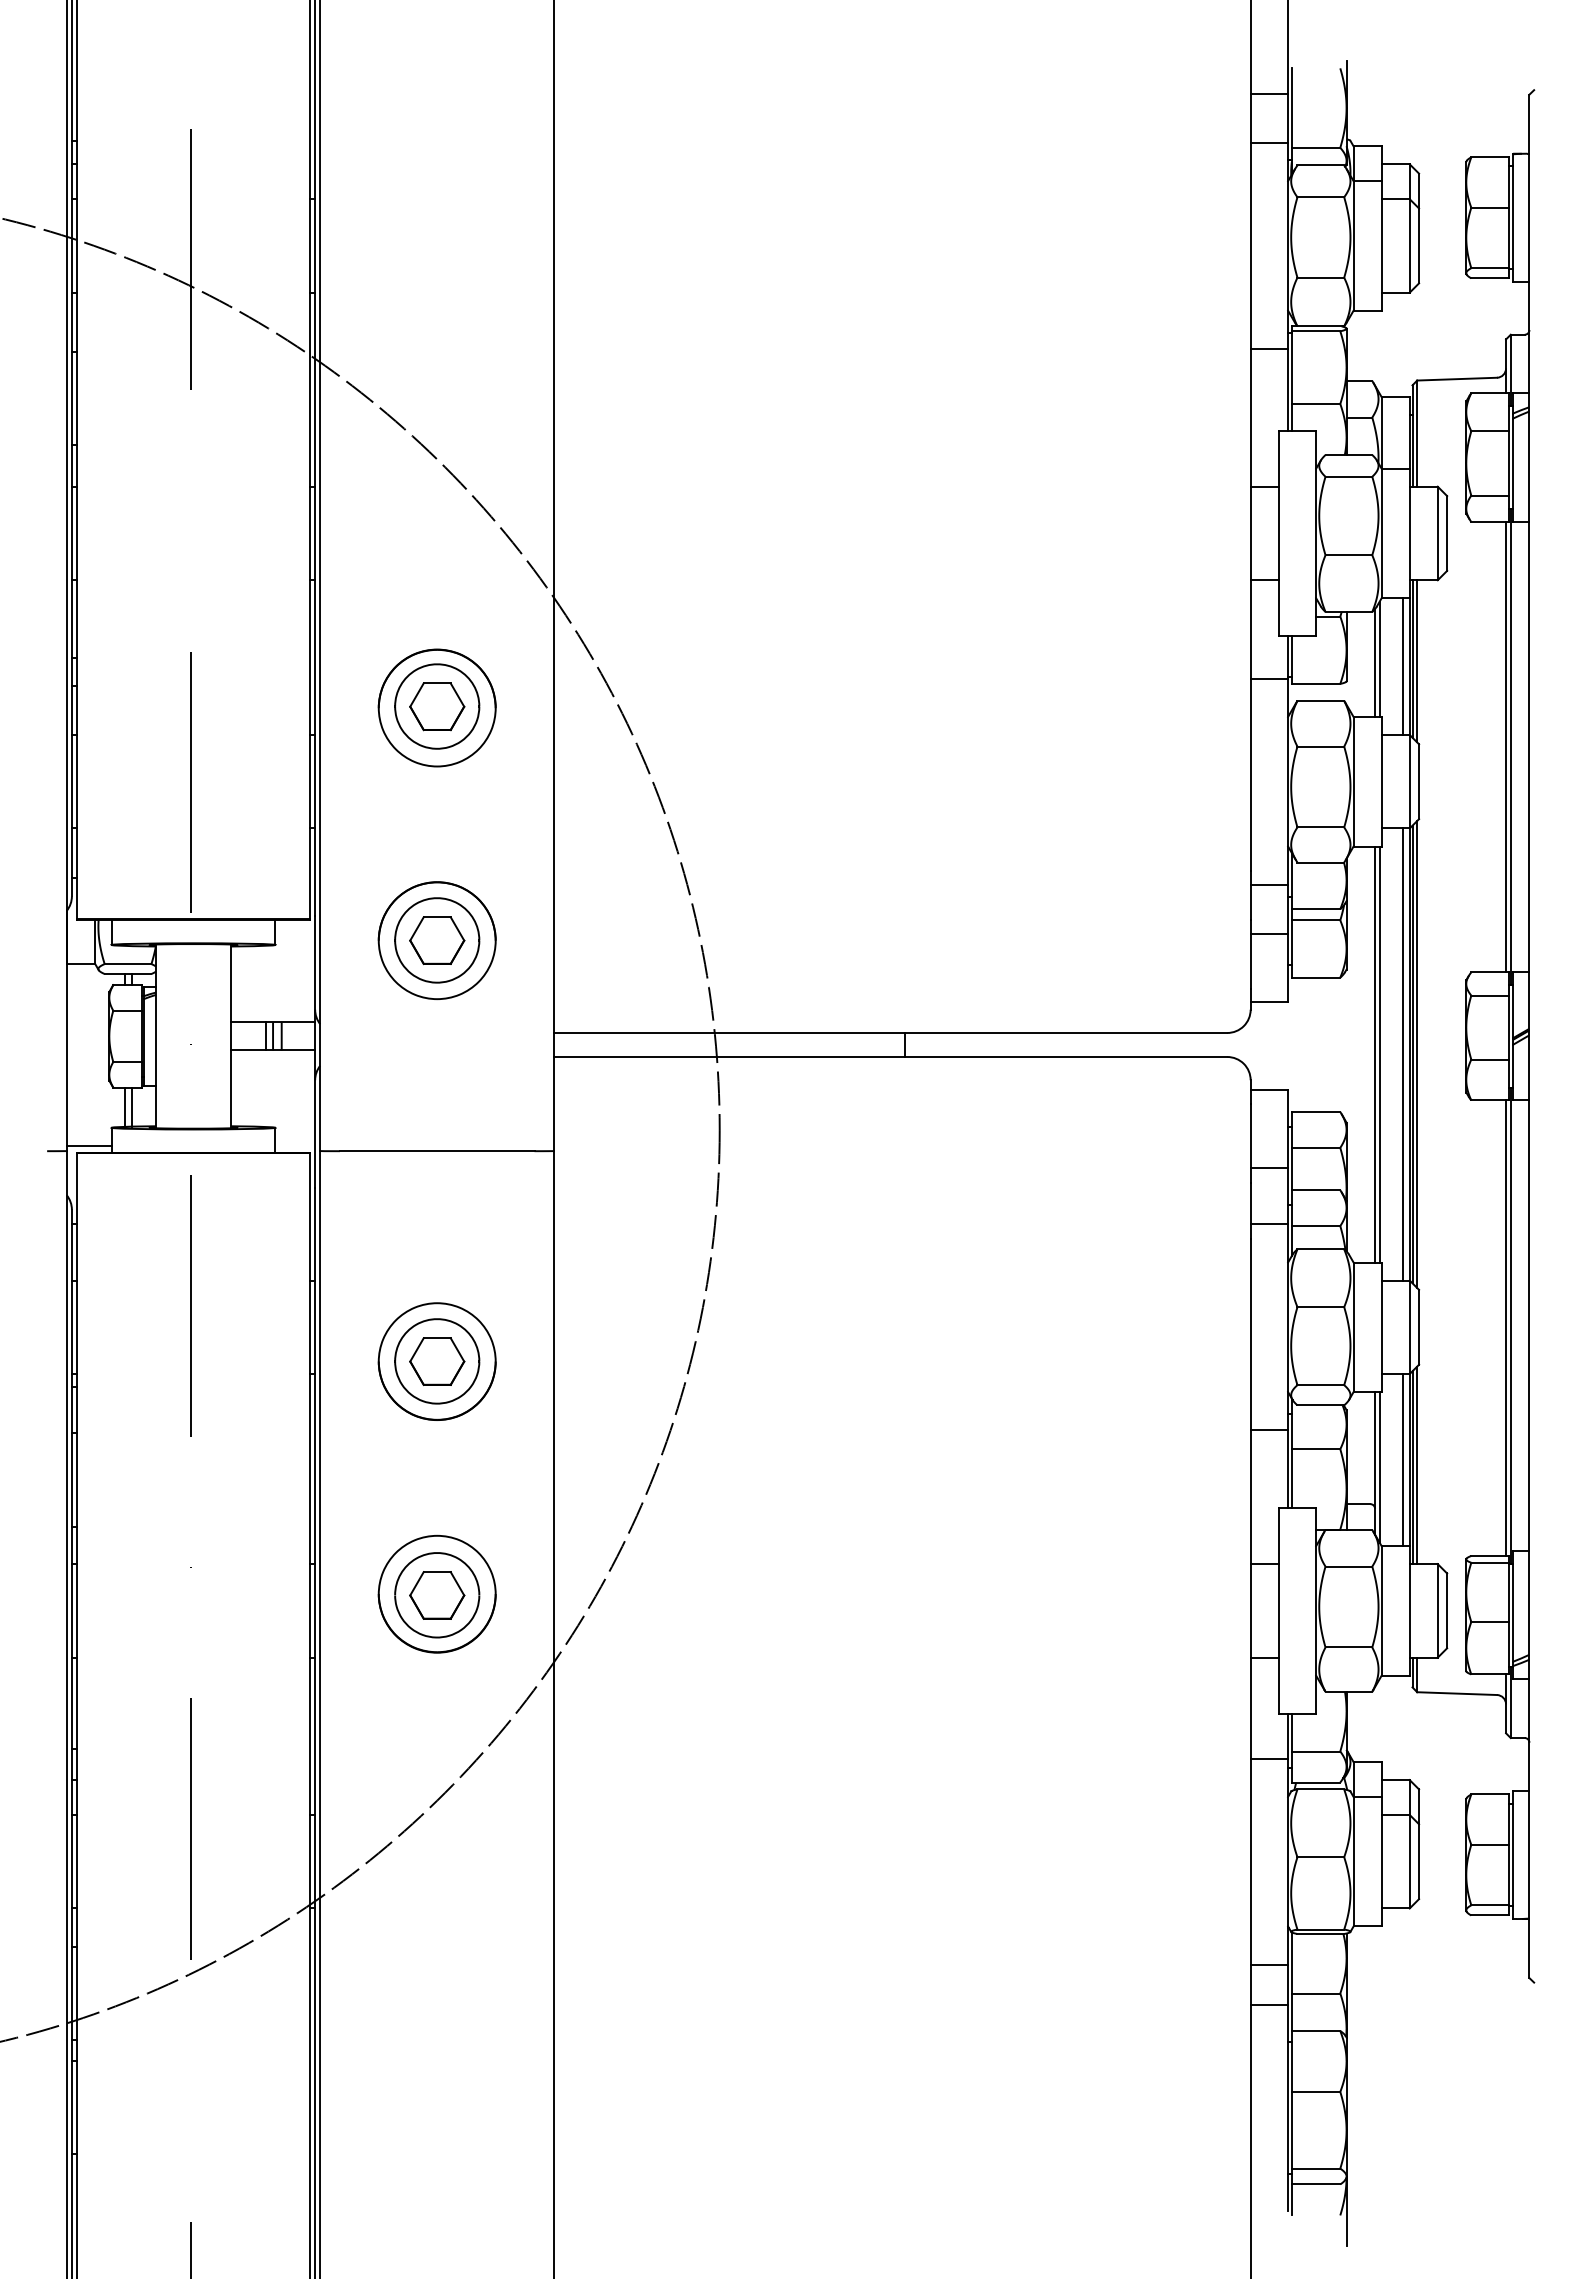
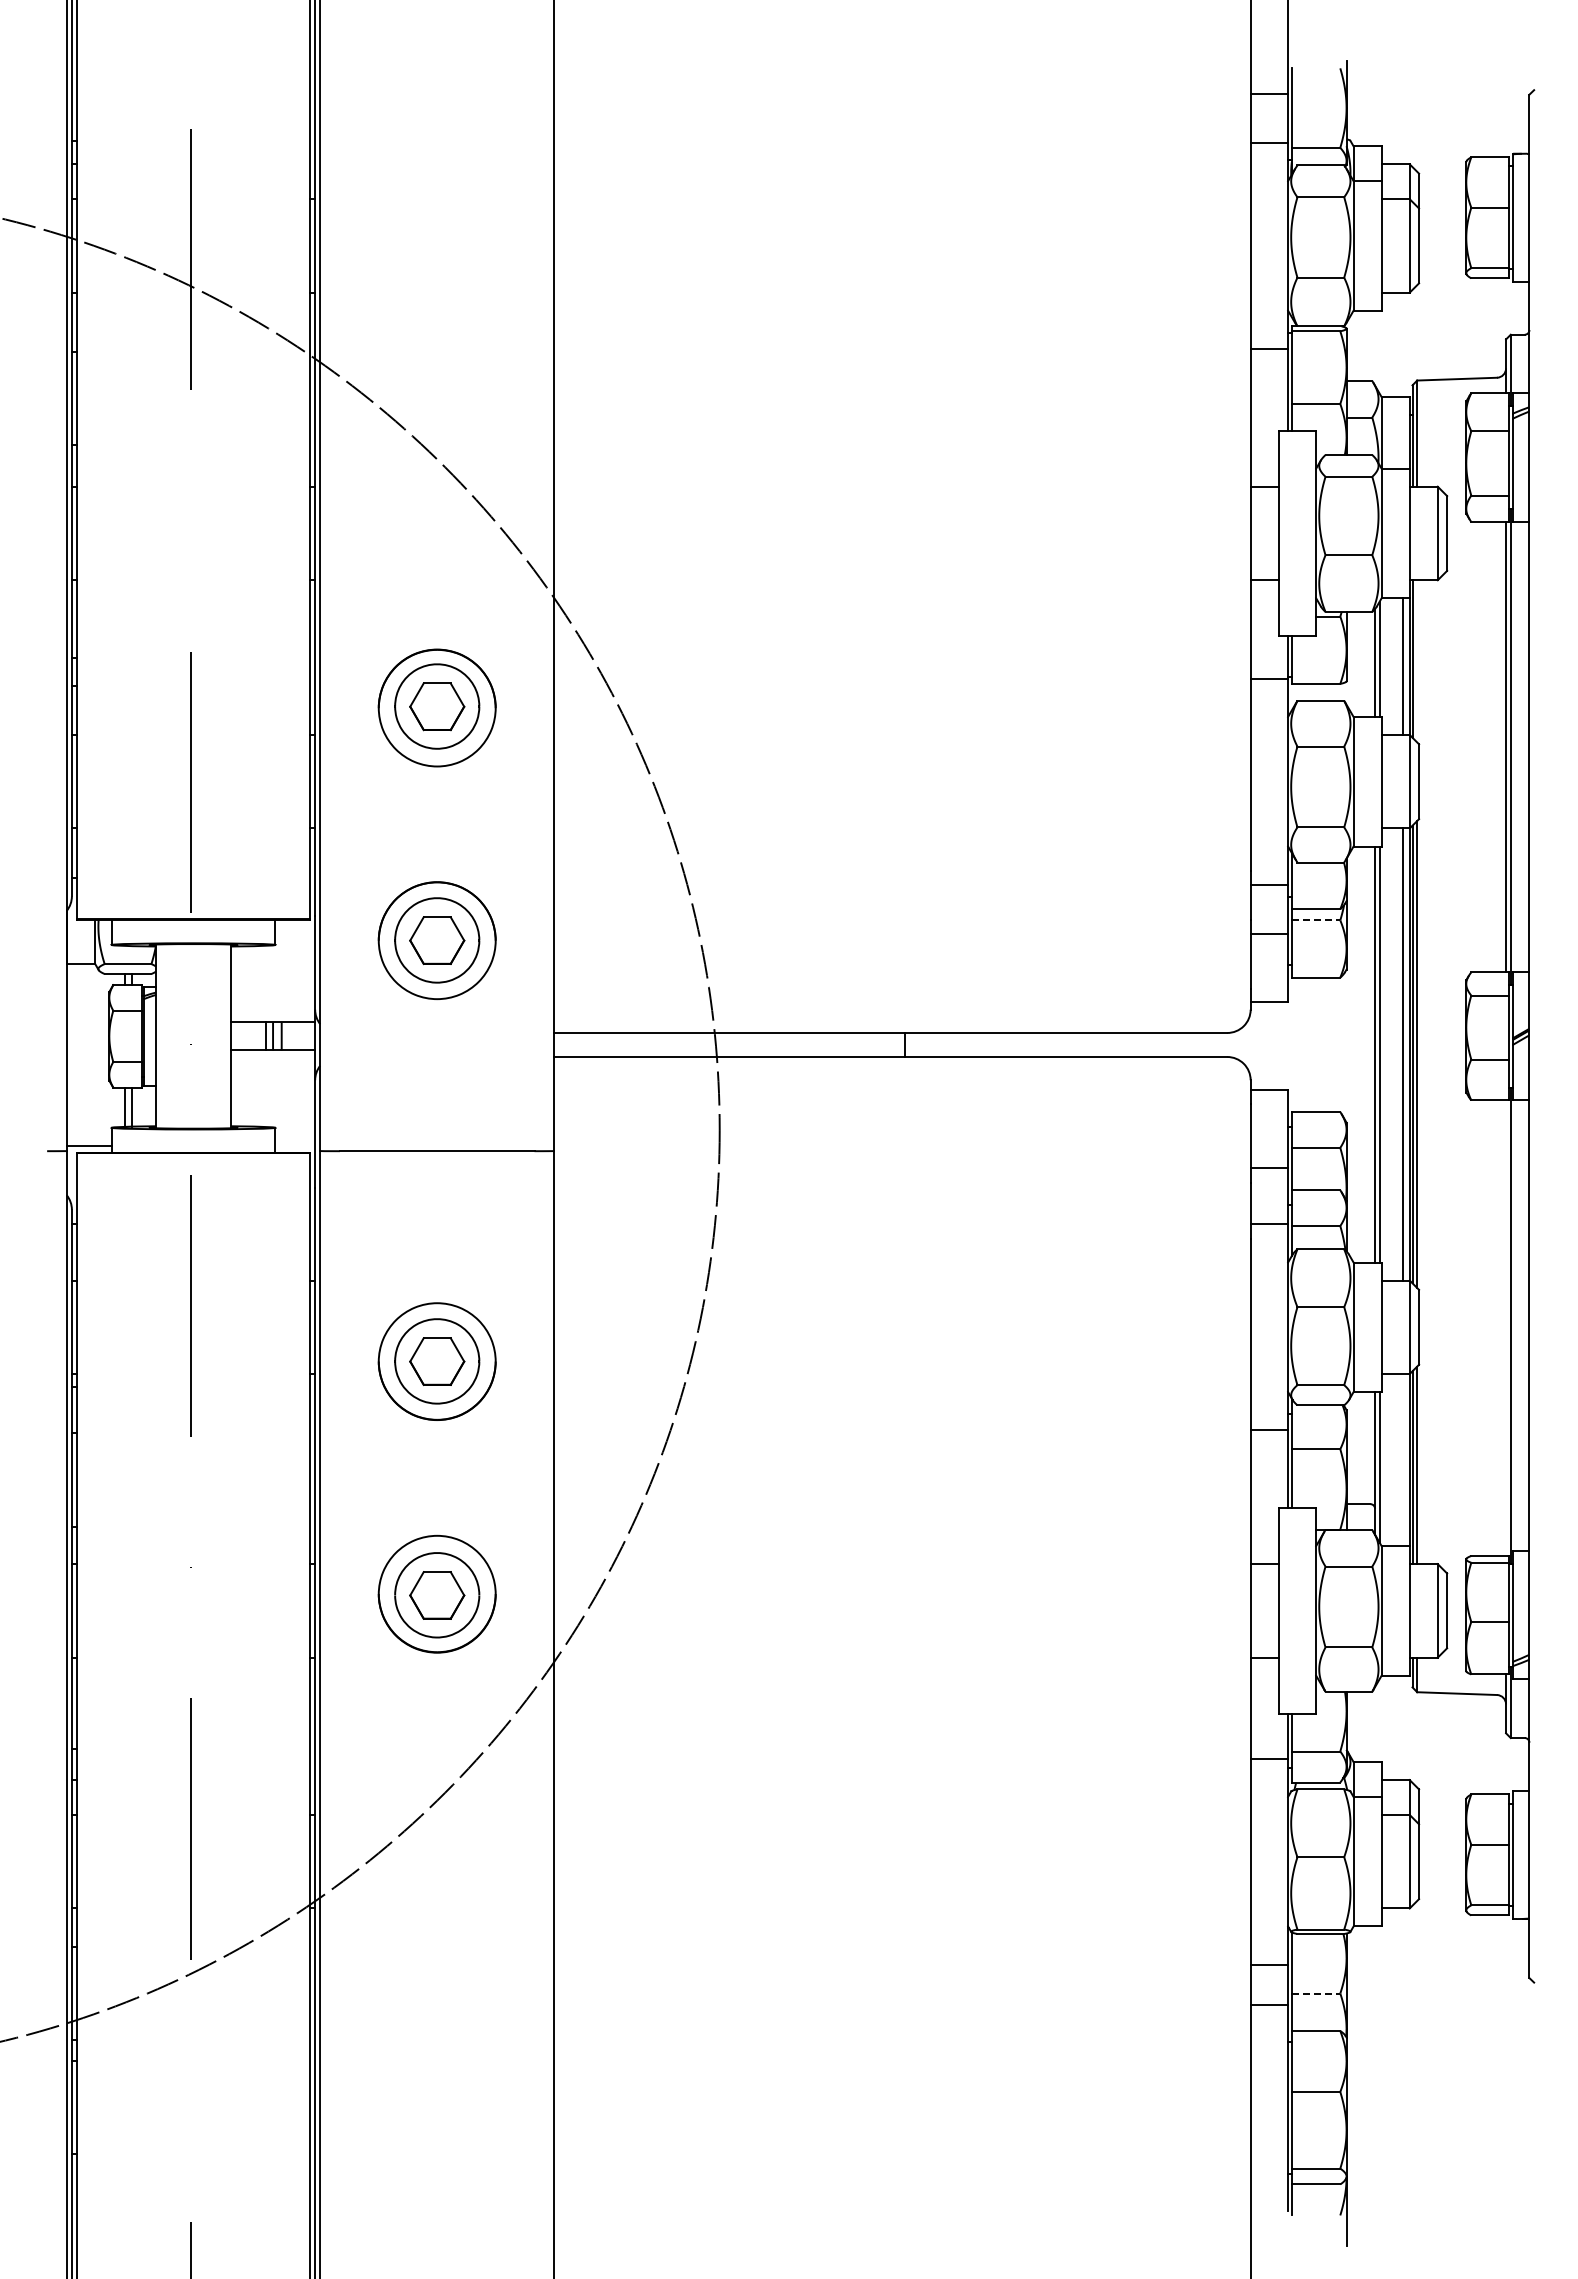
line: present -> none (1417, 661)
line: solid -> dashed (1316, 920)
line: present -> none (1506, 1327)
line: present -> none (1403, 1460)
line: solid -> dashed (1316, 1993)
